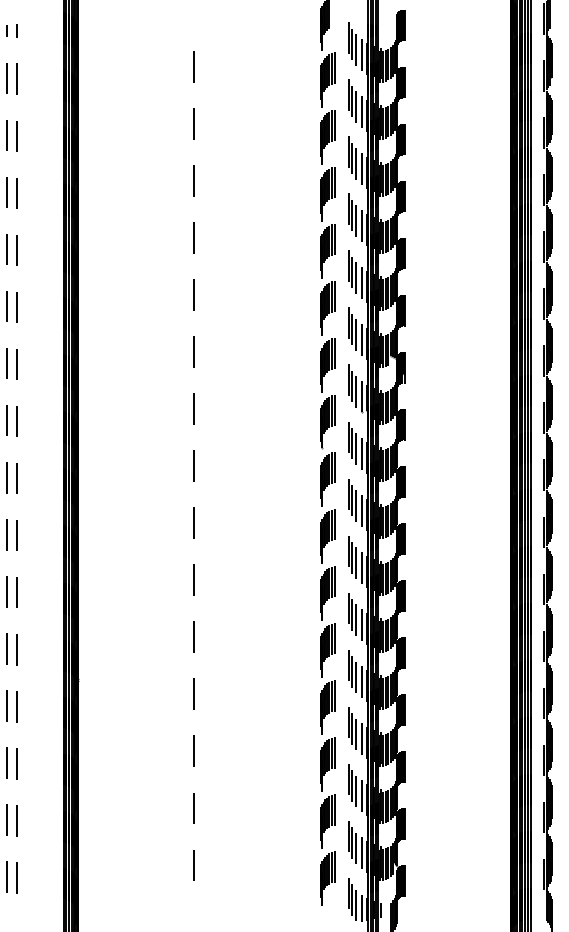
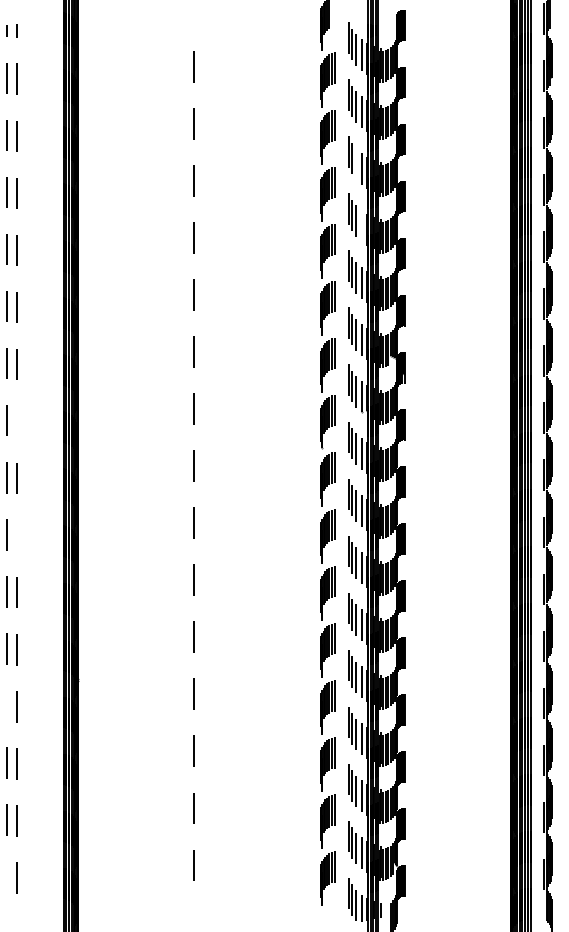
line: present -> none (356, 163)
line: present -> none (361, 225)
line: present -> none (16, 421)
line: present -> none (17, 535)
line: present -> none (6, 705)
line: present -> none (6, 876)
